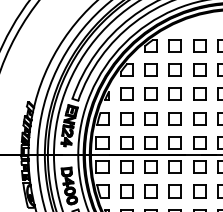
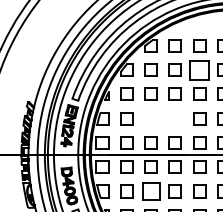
part size: 14x14 px -> 21x21 px (199, 70)
part: present -> none (150, 118)
part: present -> none (174, 118)
part size: 14x15 px -> 19x19 px (151, 191)
